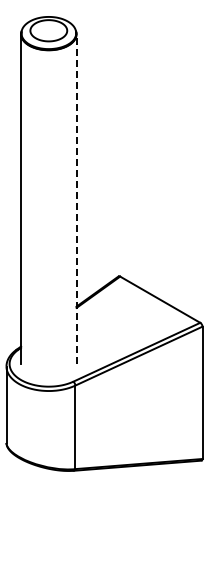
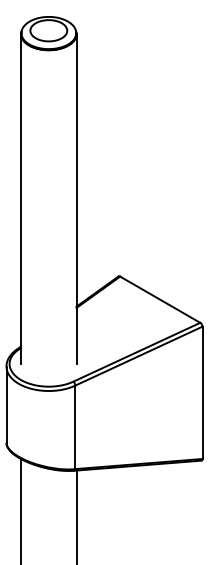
line: dashed -> solid (76, 199)
line: none -> present (21, 510)
line: none -> present (76, 515)
